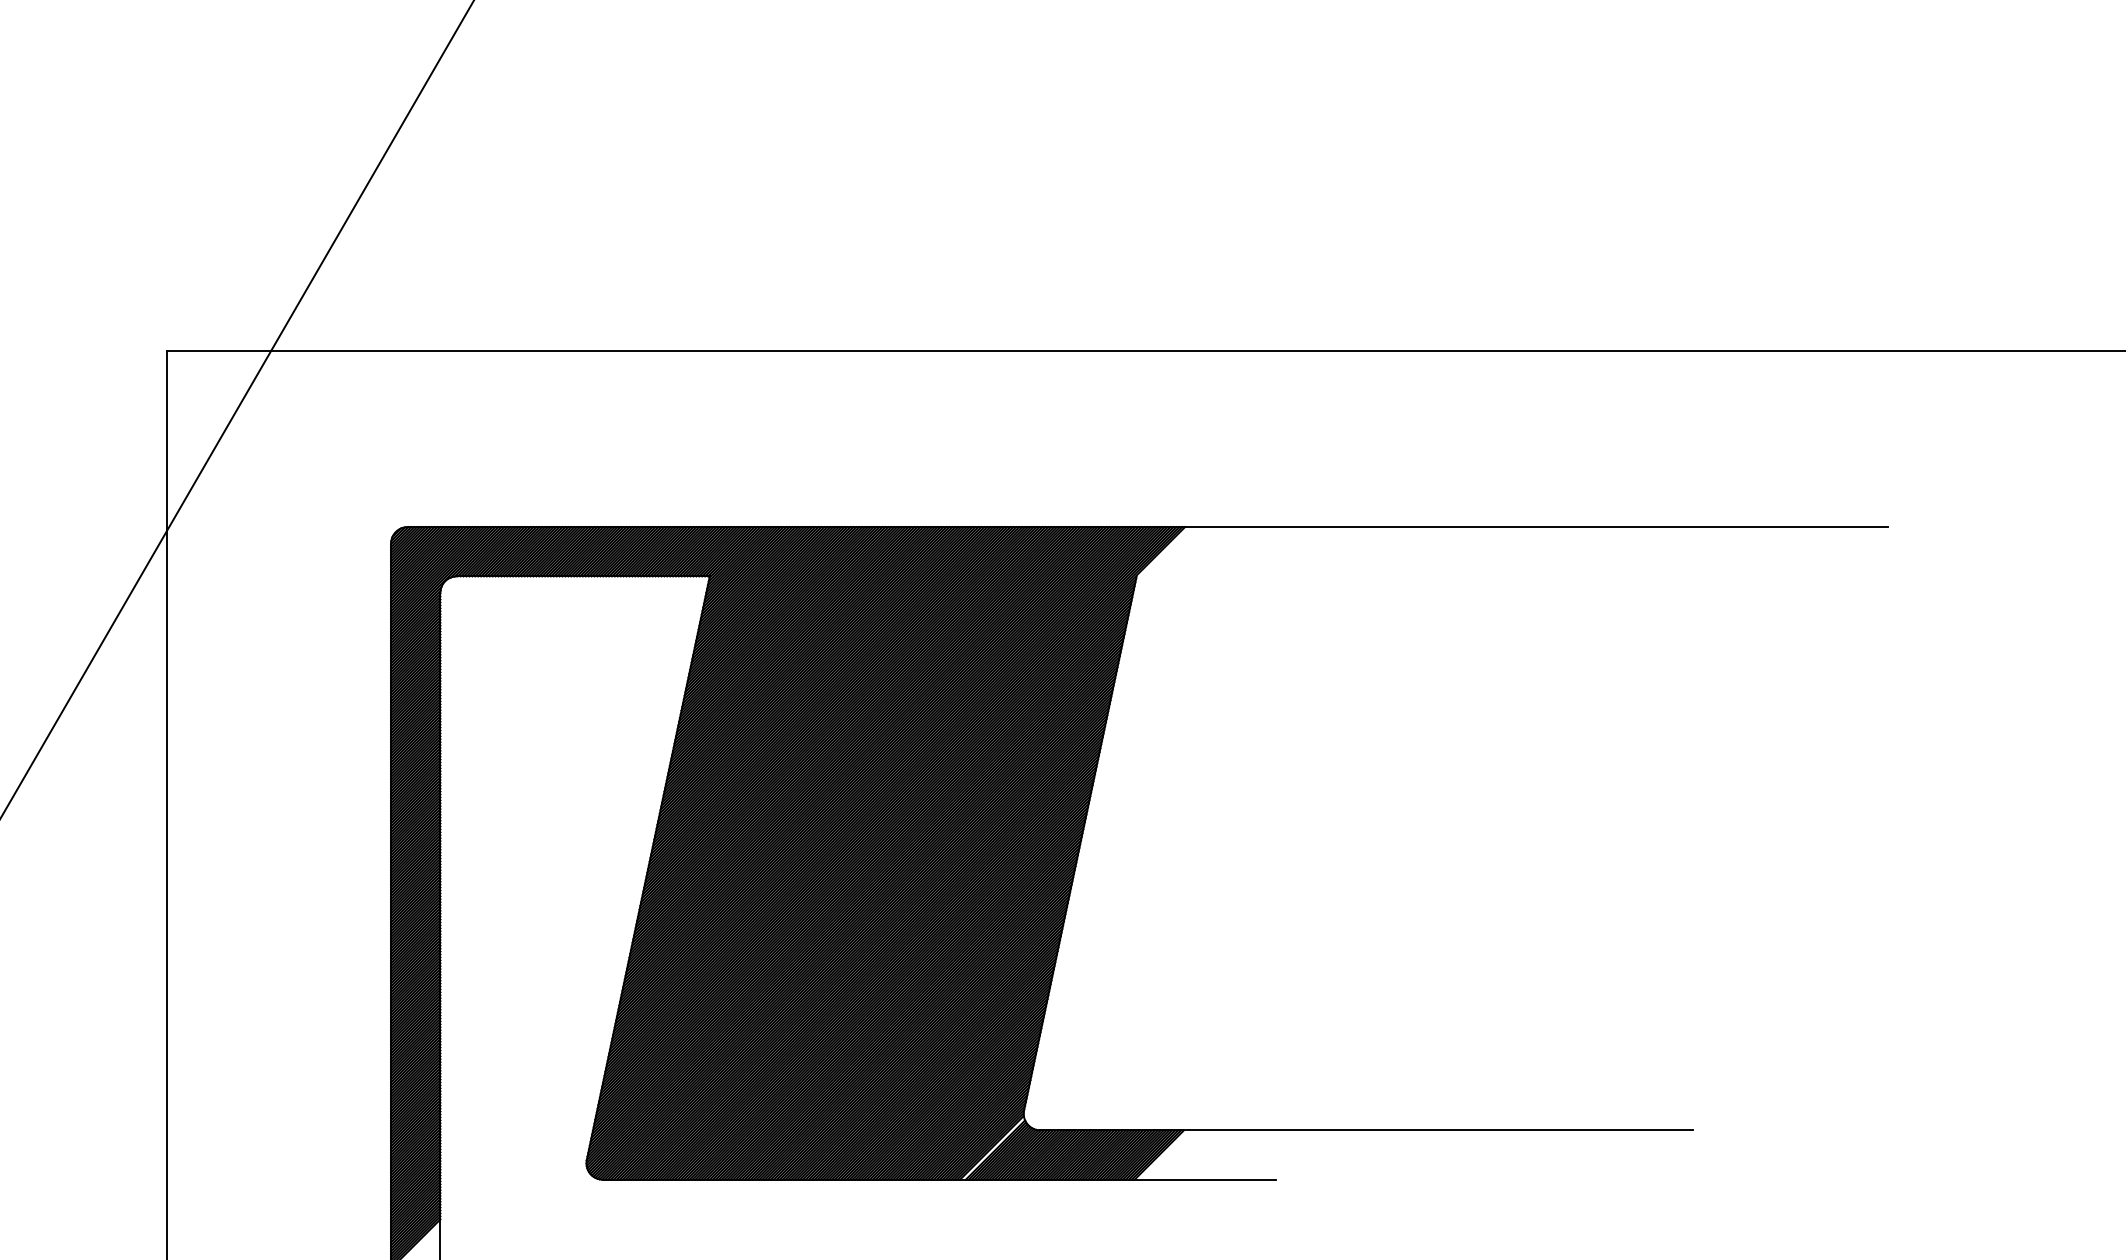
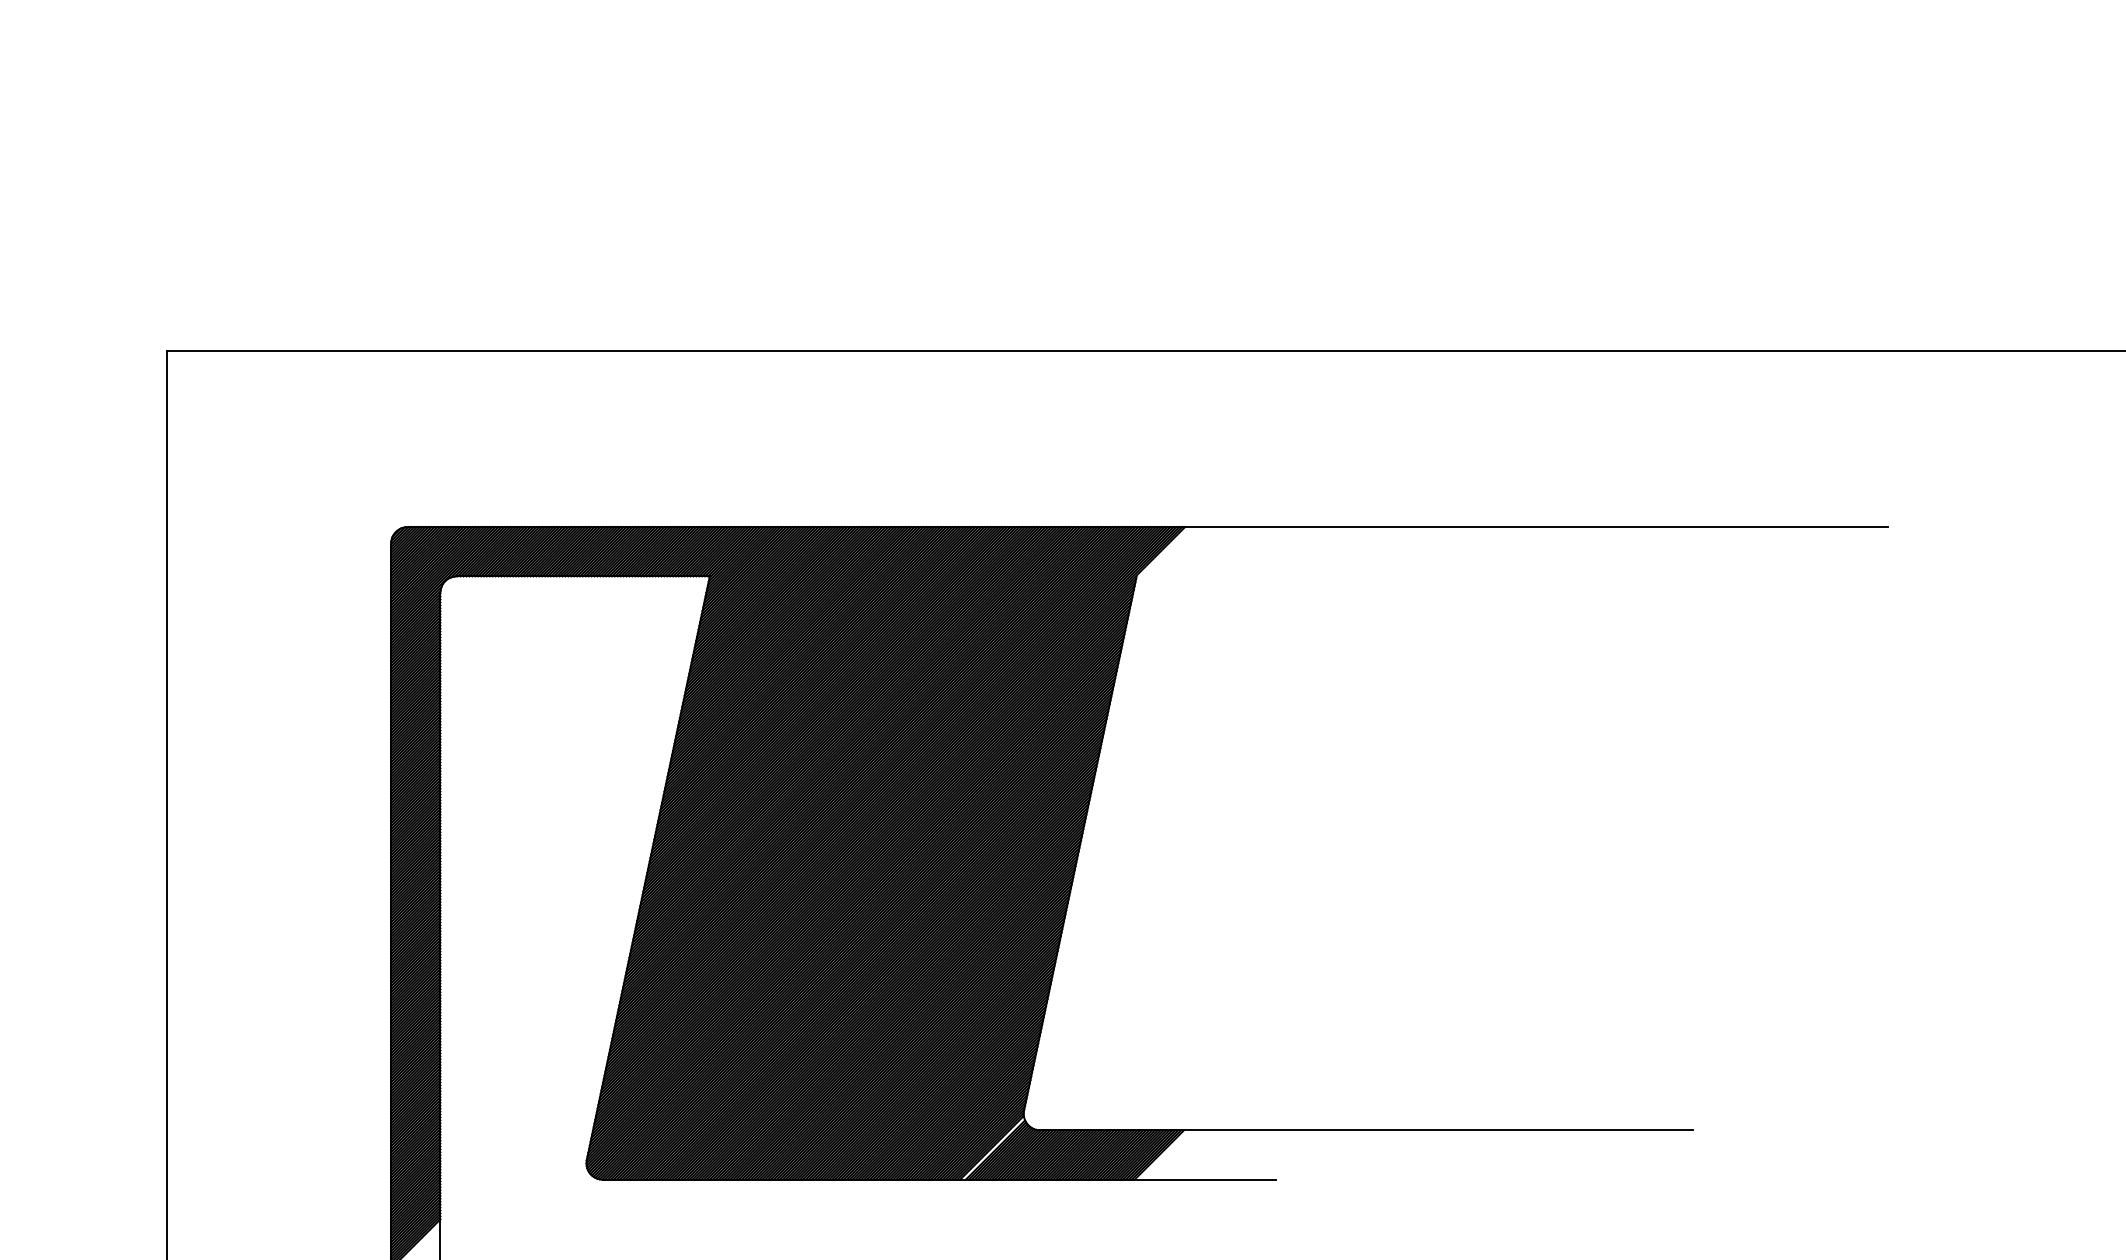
line: present -> none (237, 408)
